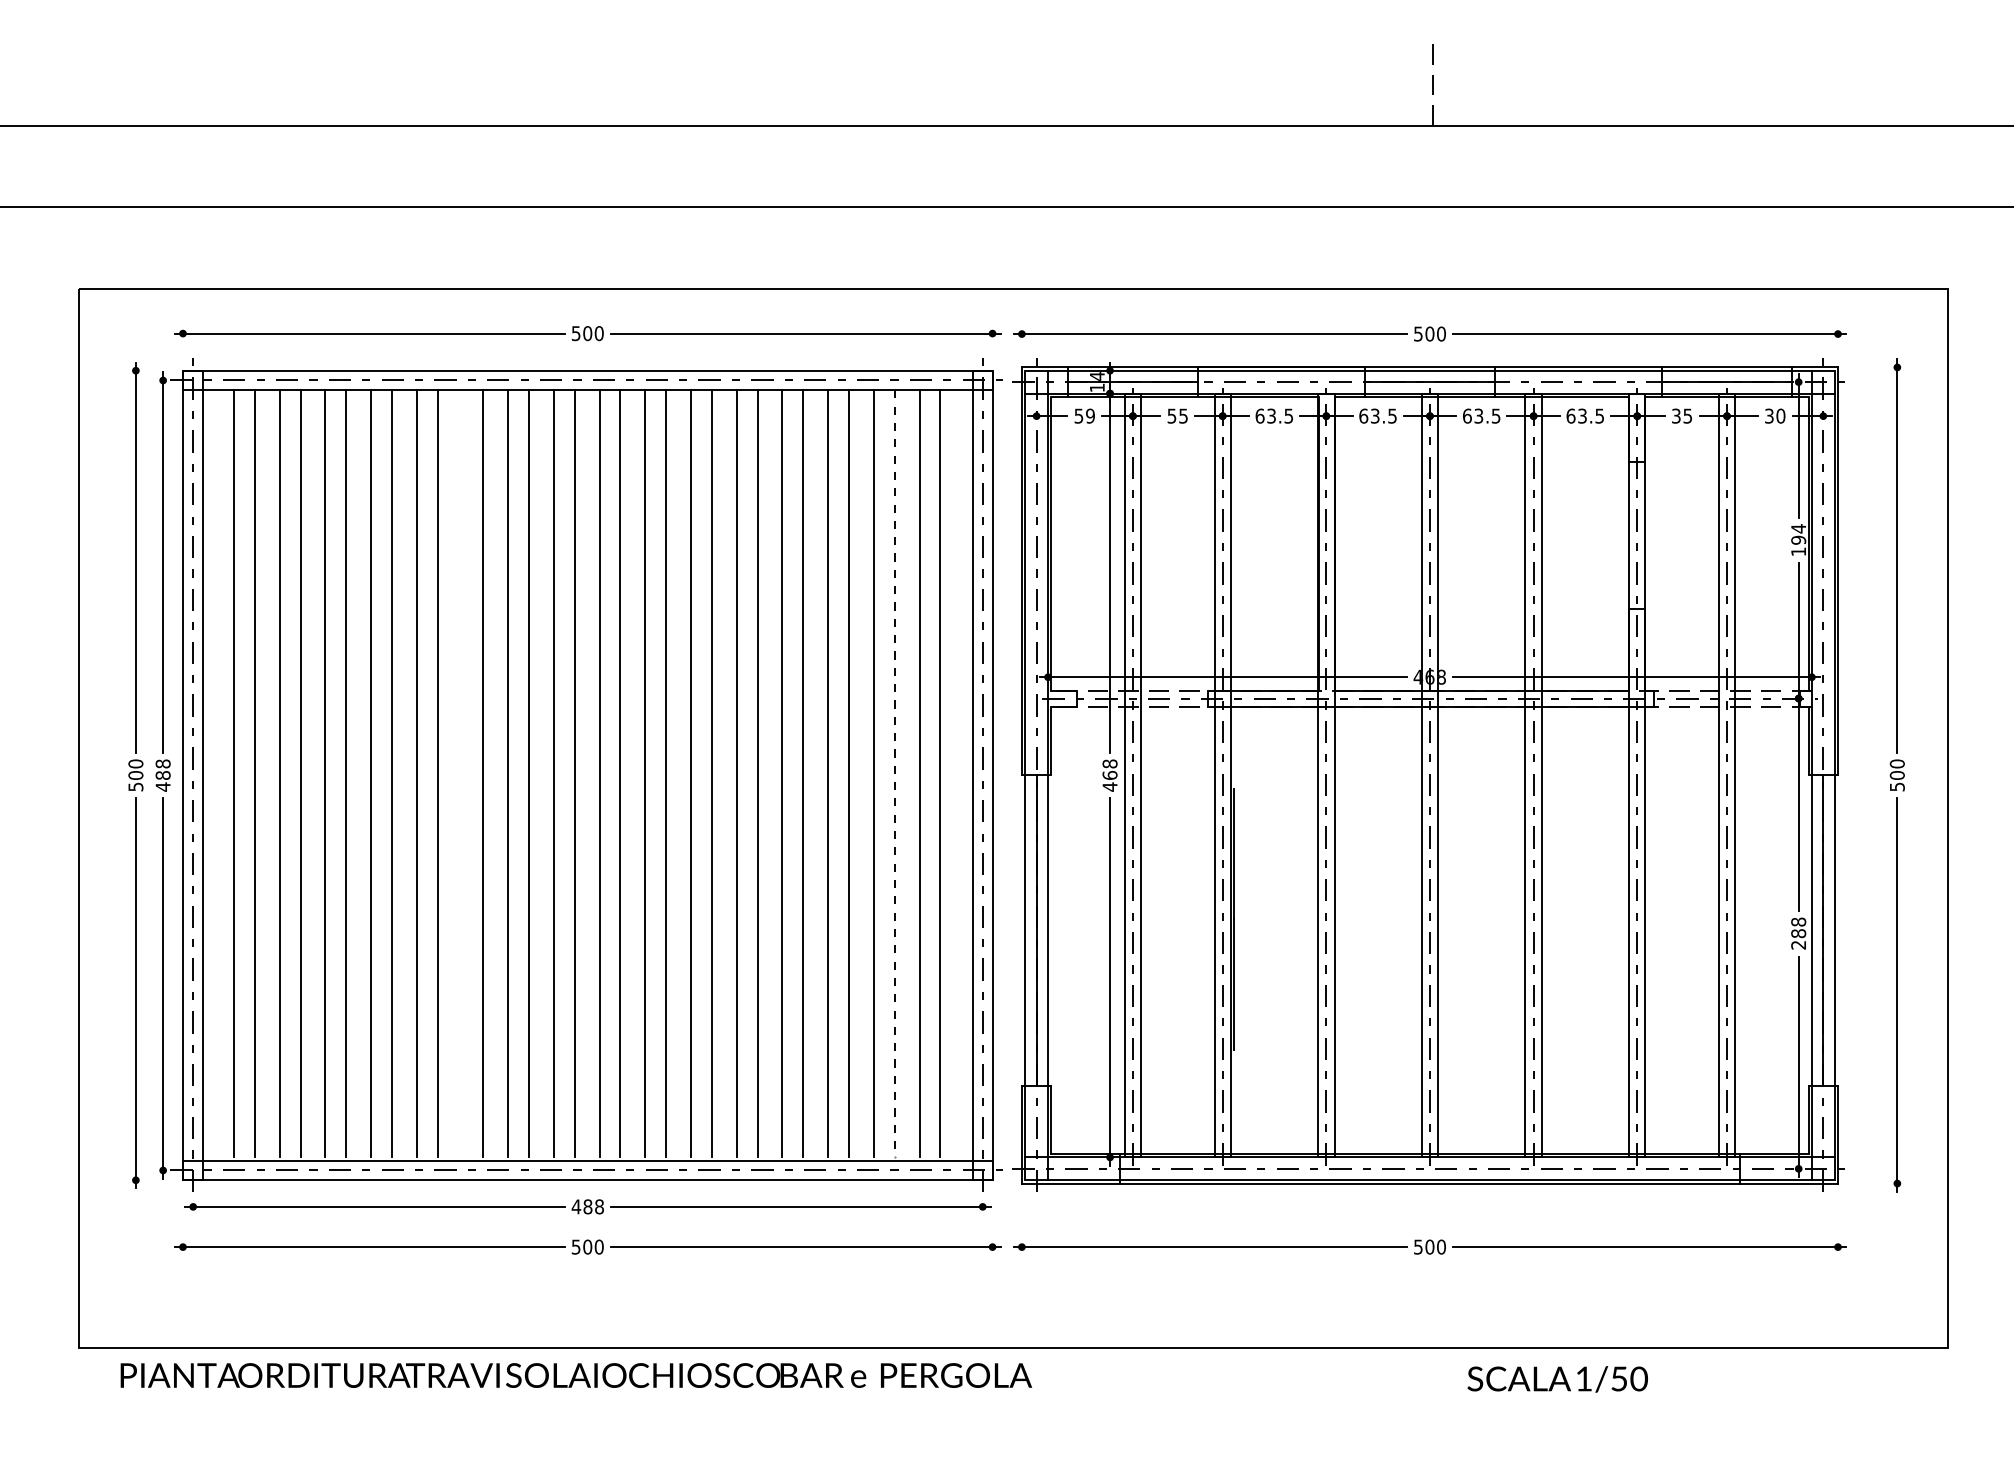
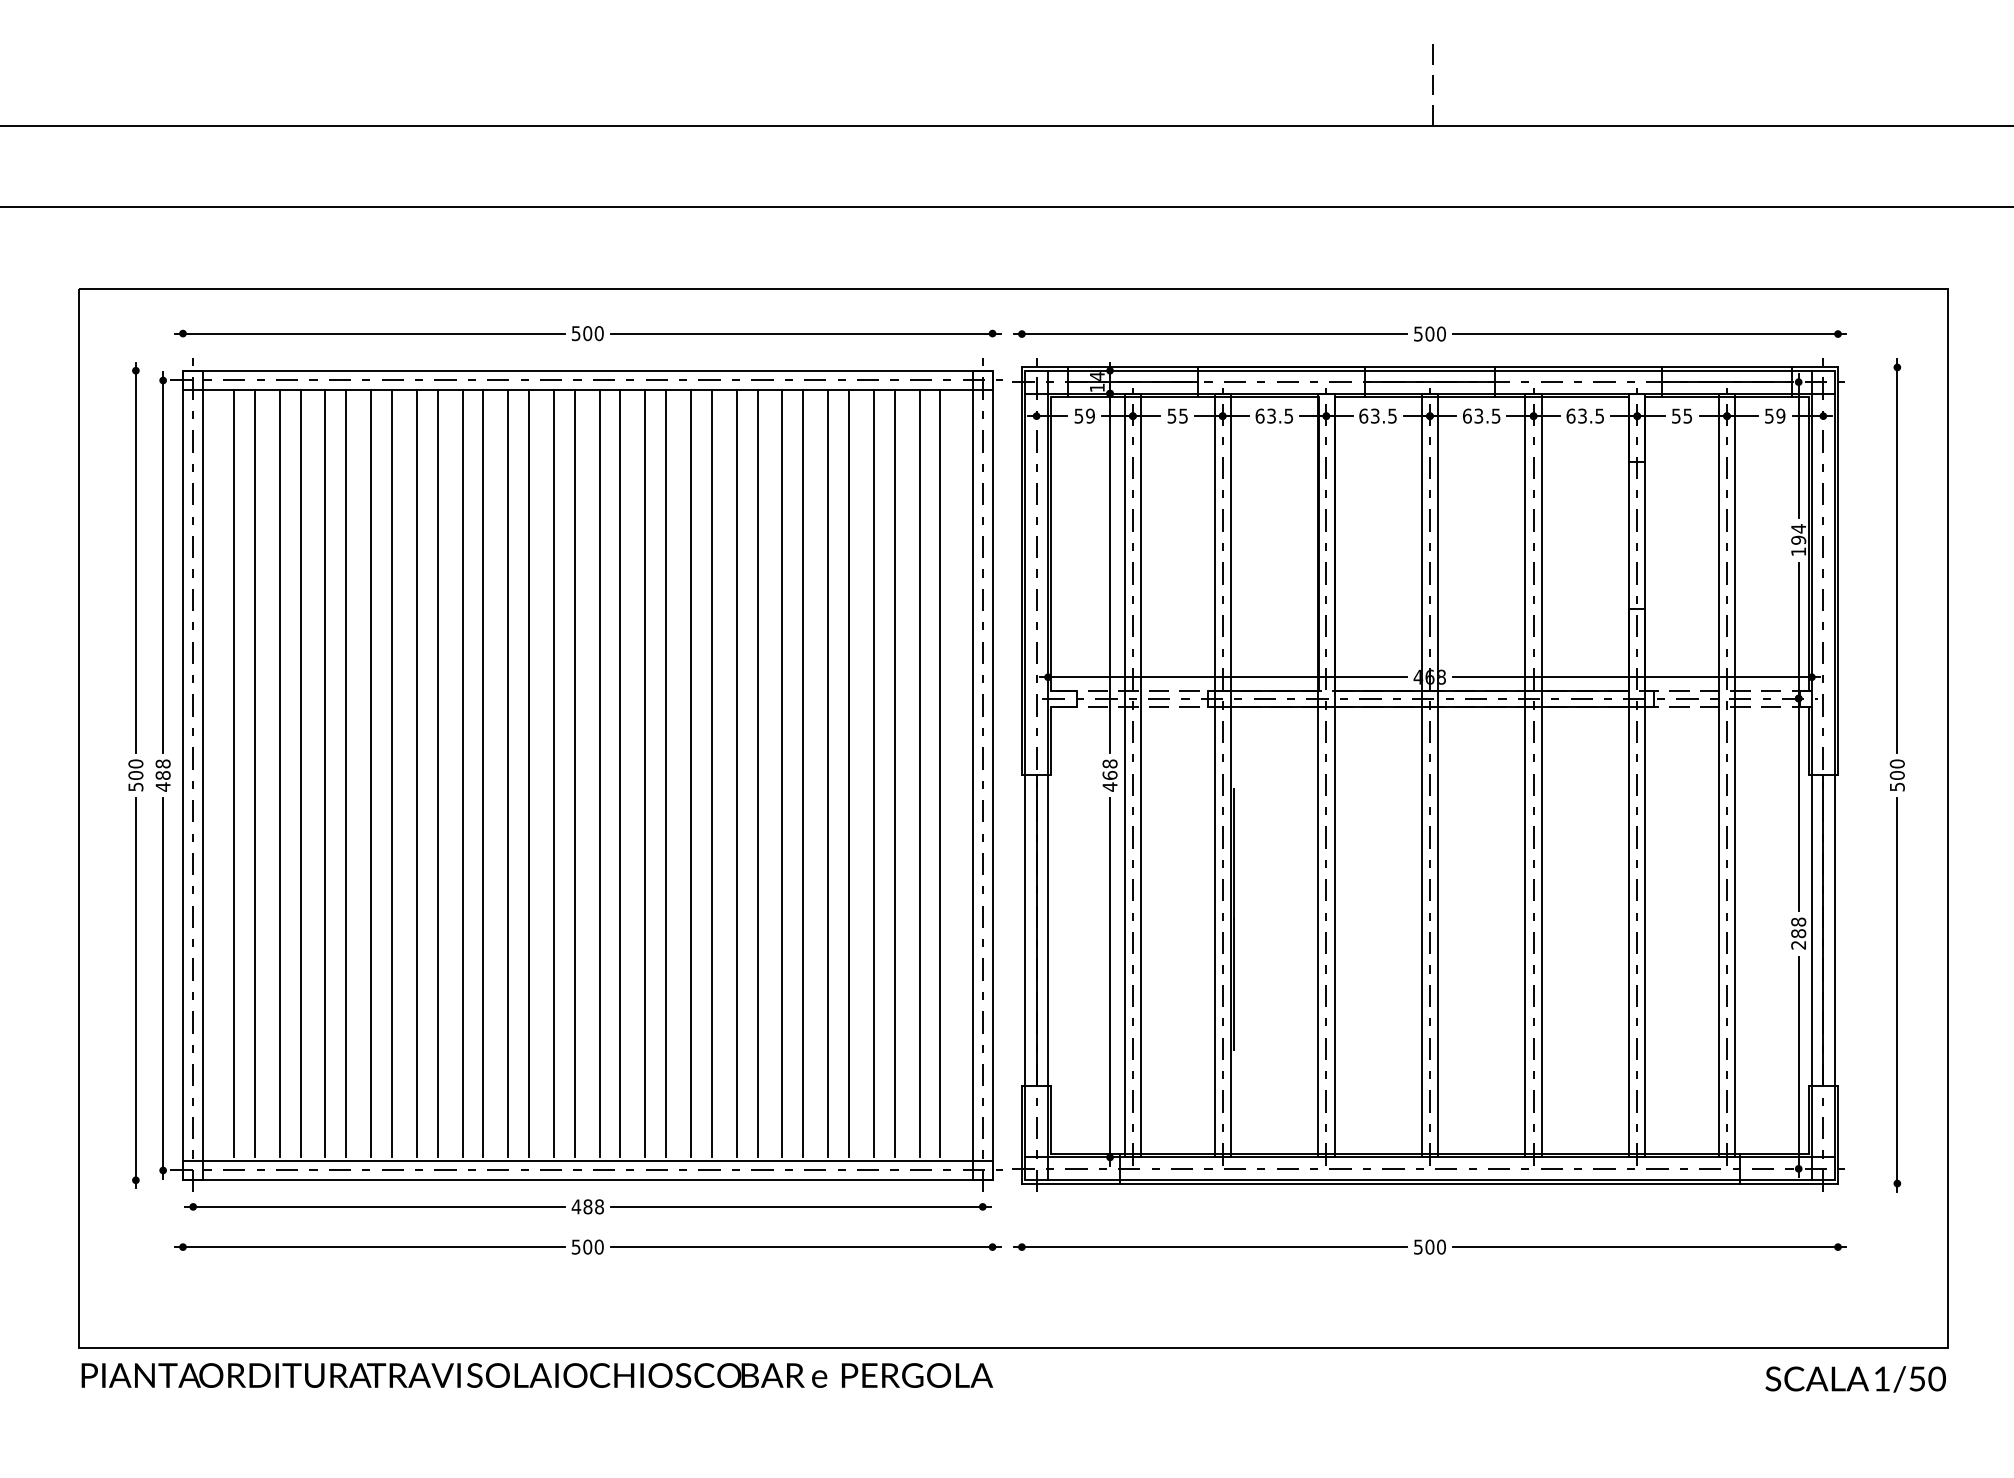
text: 35 -> 55 (1676, 415)
text: 30 -> 59 (1775, 415)
line: none -> present (462, 773)
line: dashed -> solid (894, 773)
text position: (576, 1375) -> (537, 1375) (537, 1375)
text position: (1557, 1379) -> (1855, 1379) (1855, 1379)
